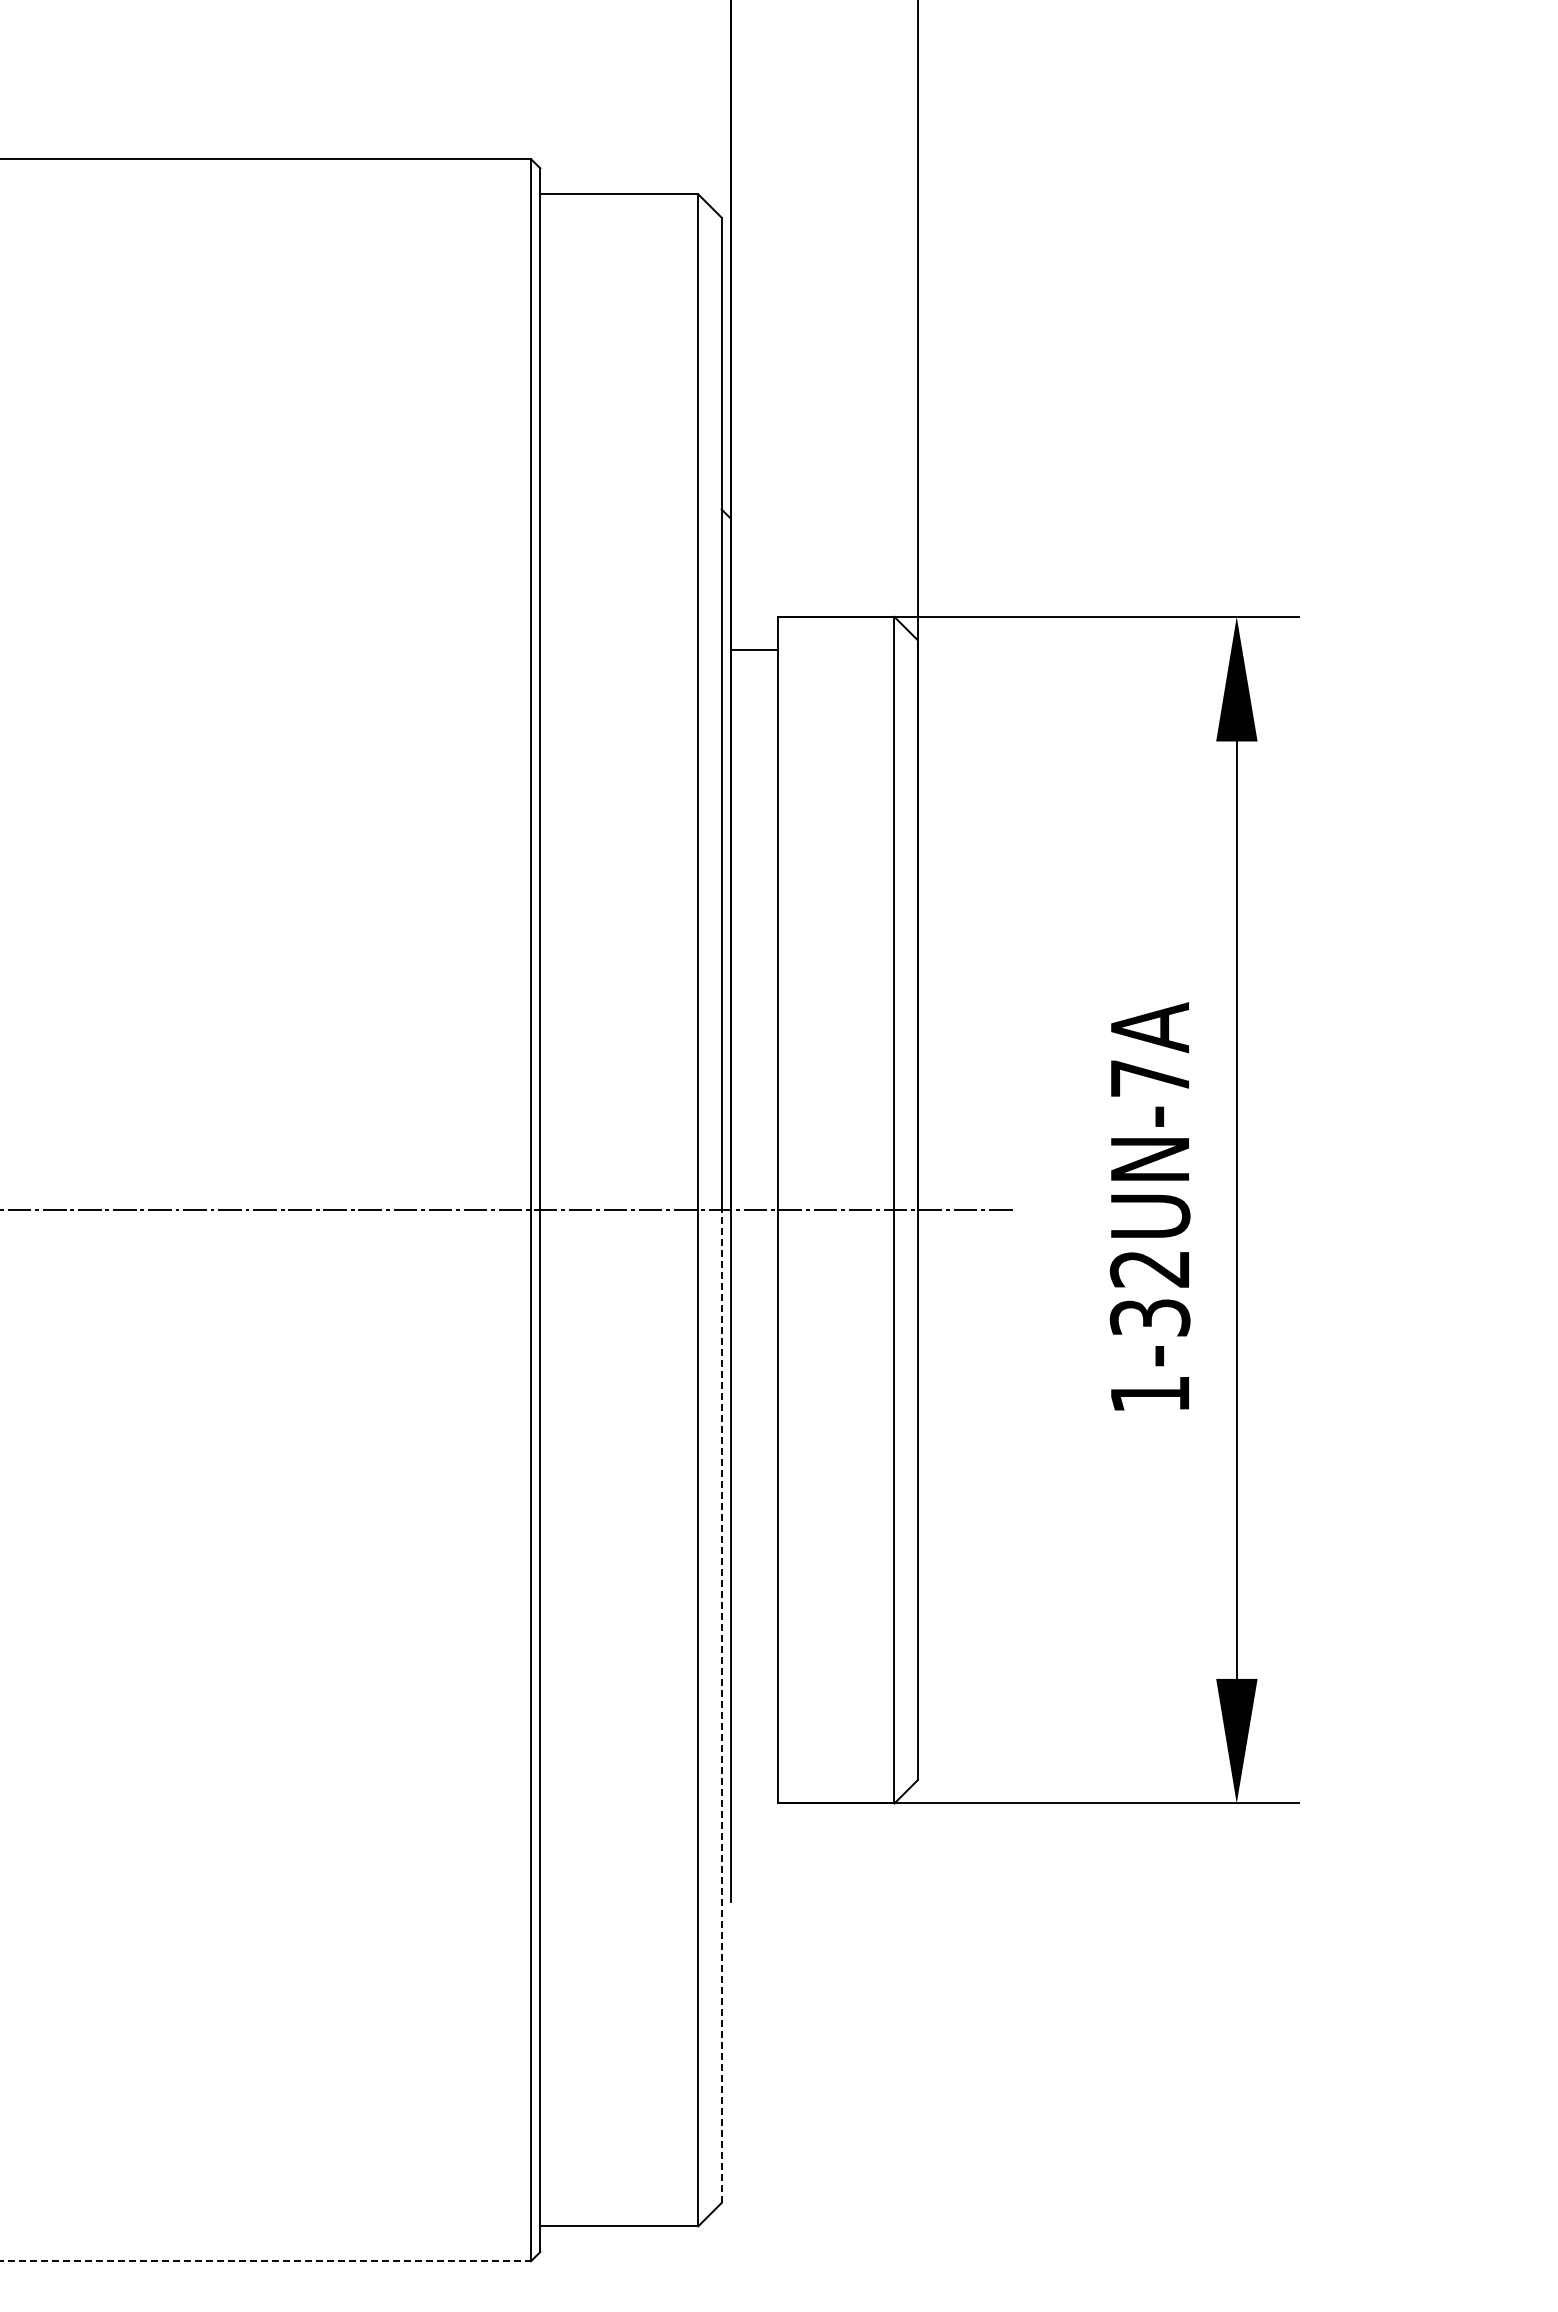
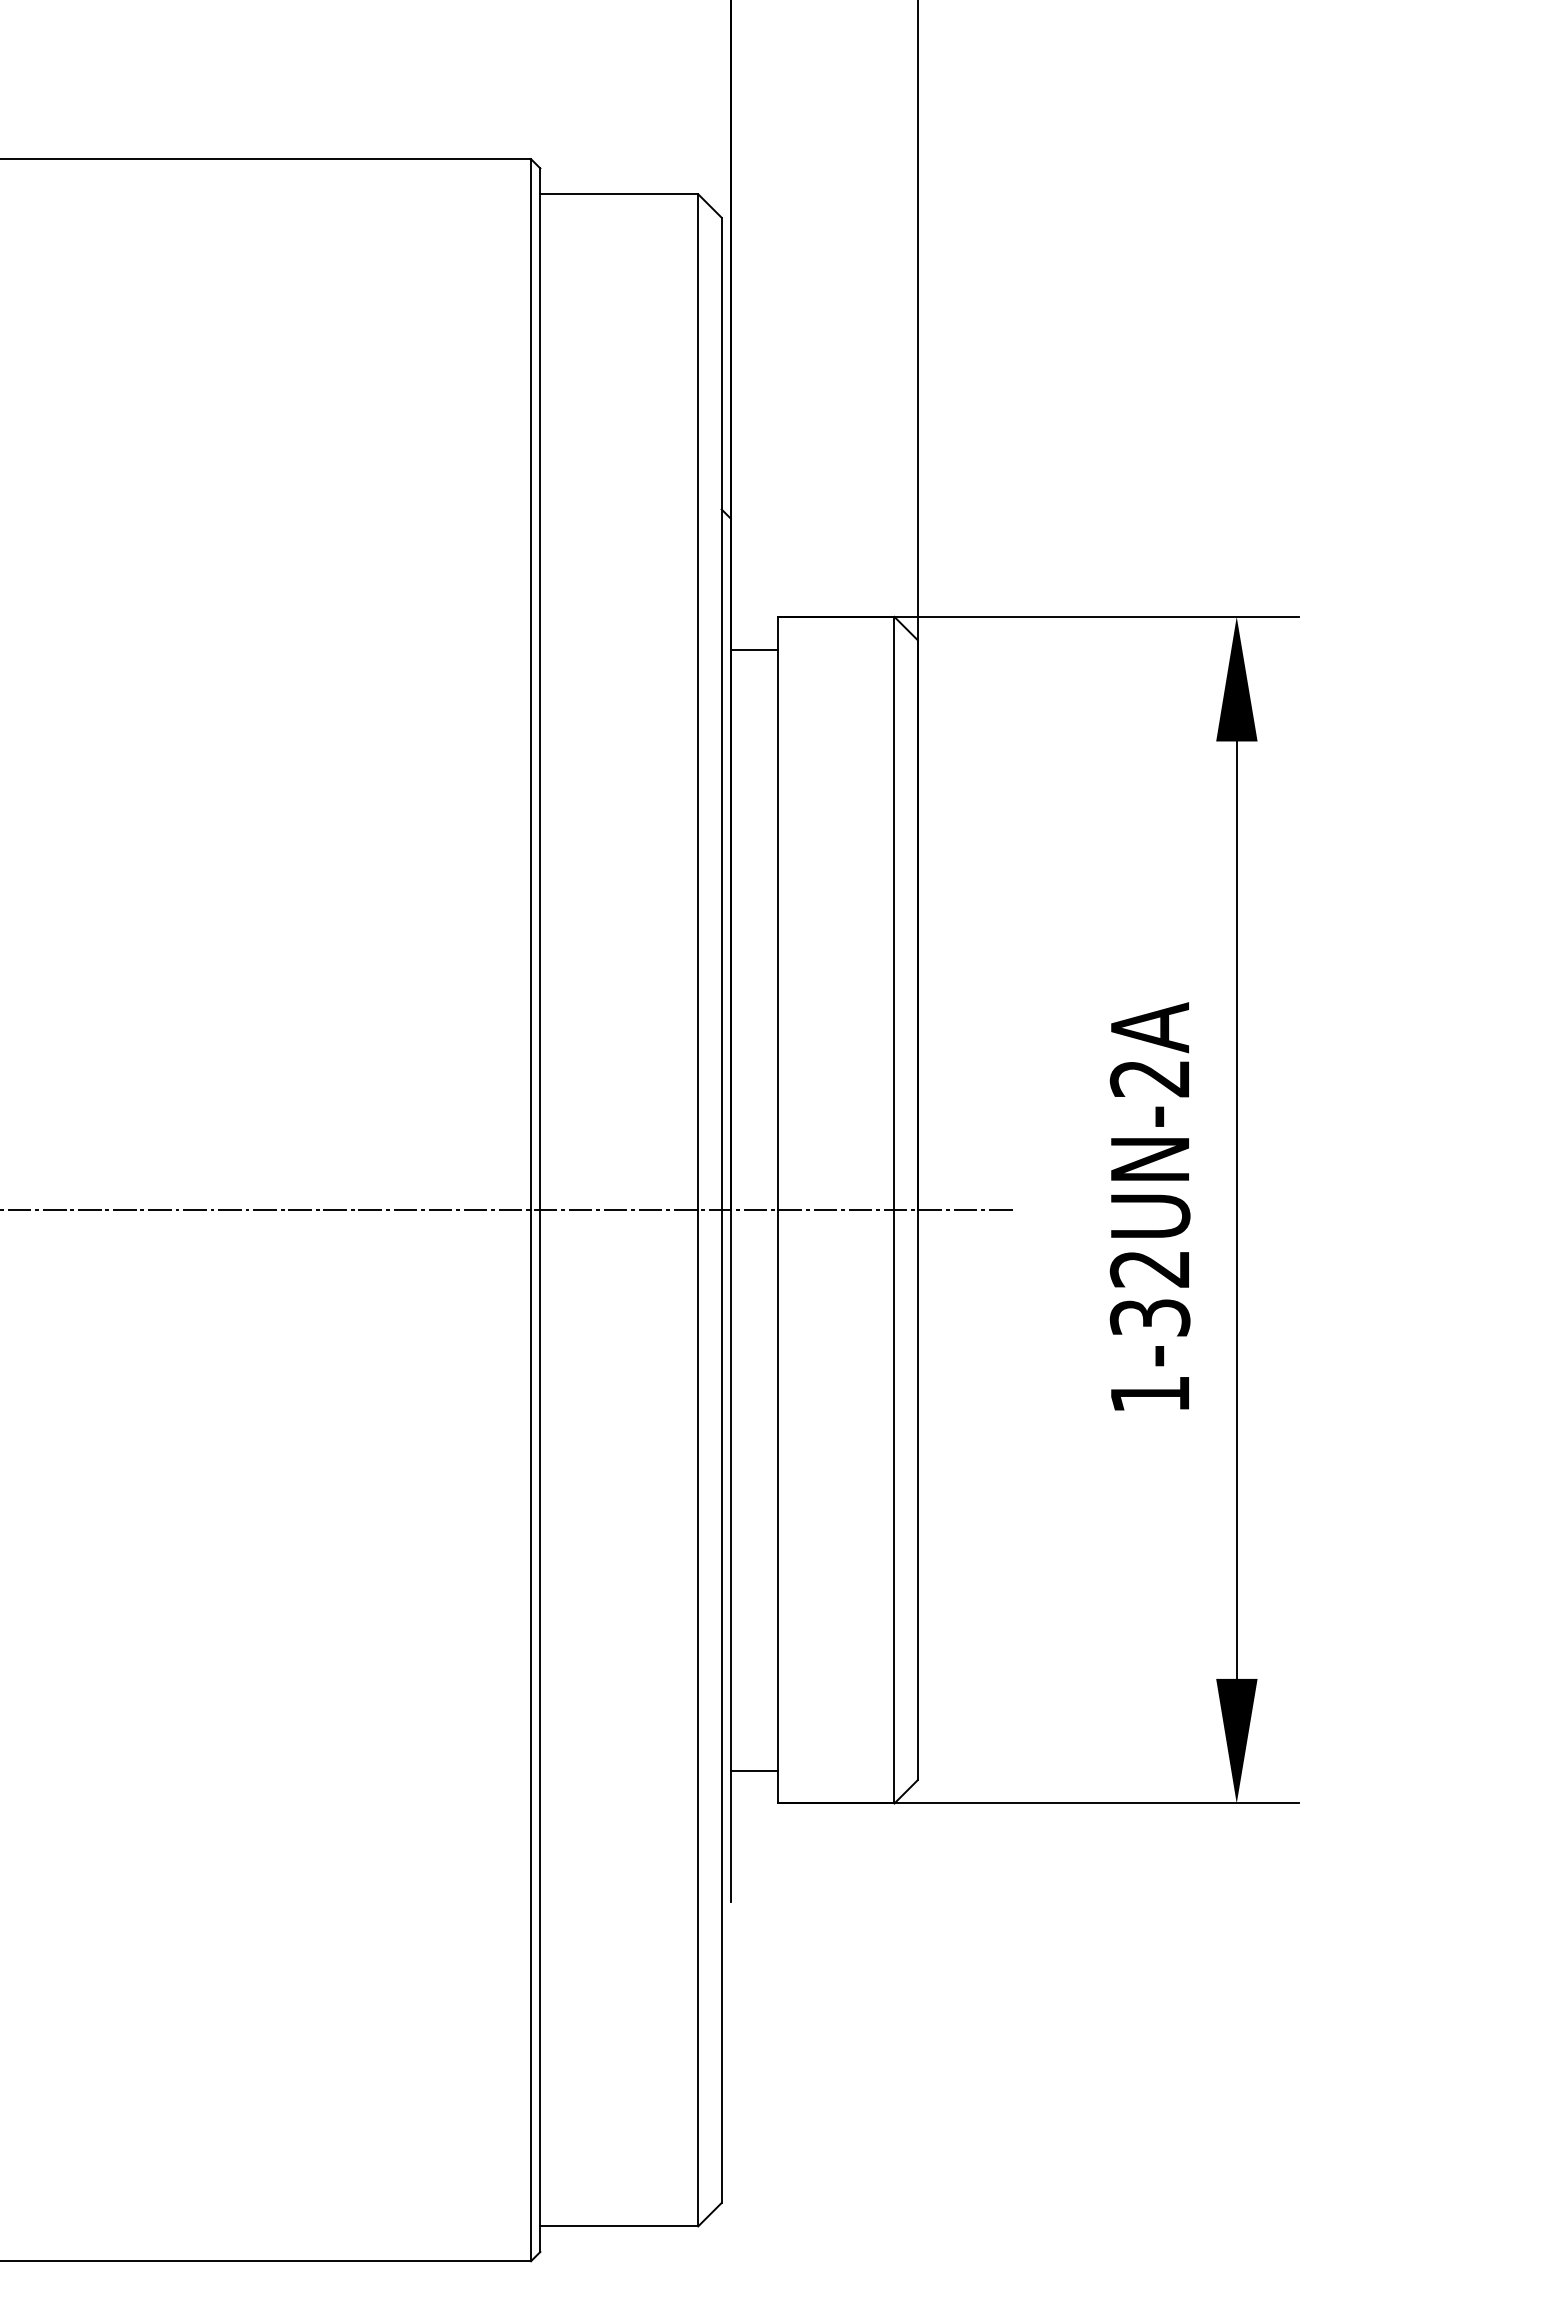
text: 1-32UN-7A -> 1-32UN-2A (1148, 1078)
line: dashed -> solid (721, 1706)
line: none -> present (753, 1770)
line: dashed -> solid (266, 2261)
